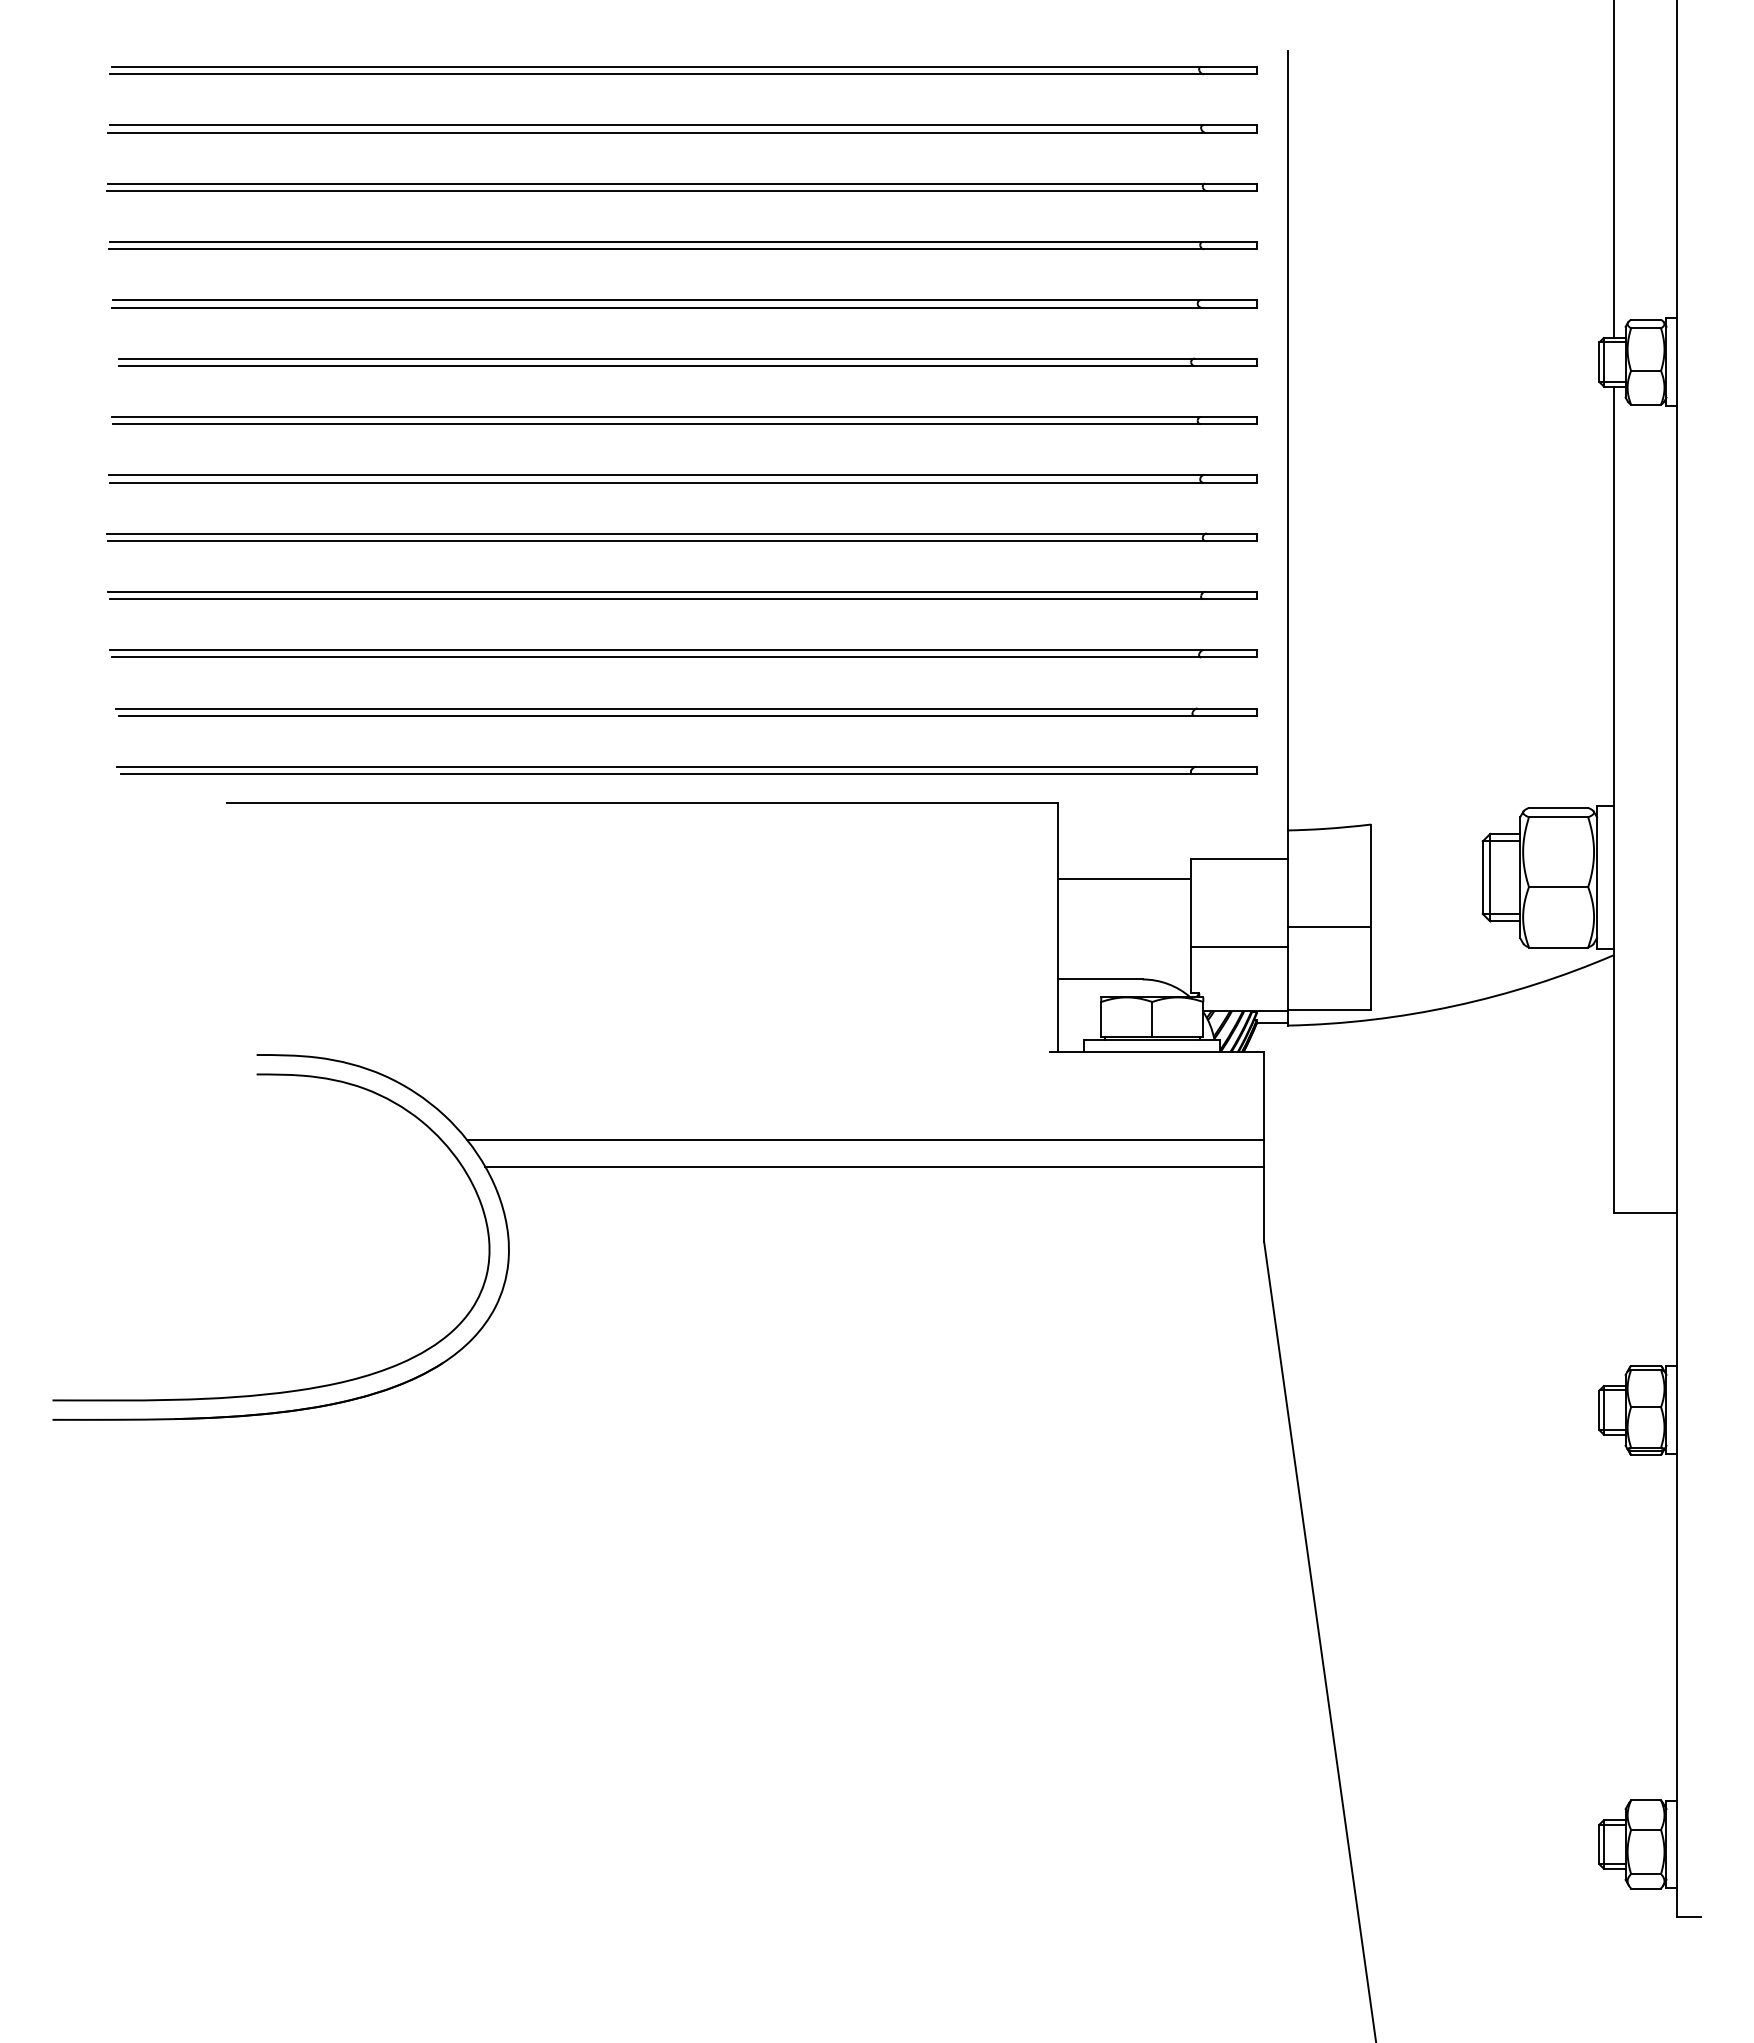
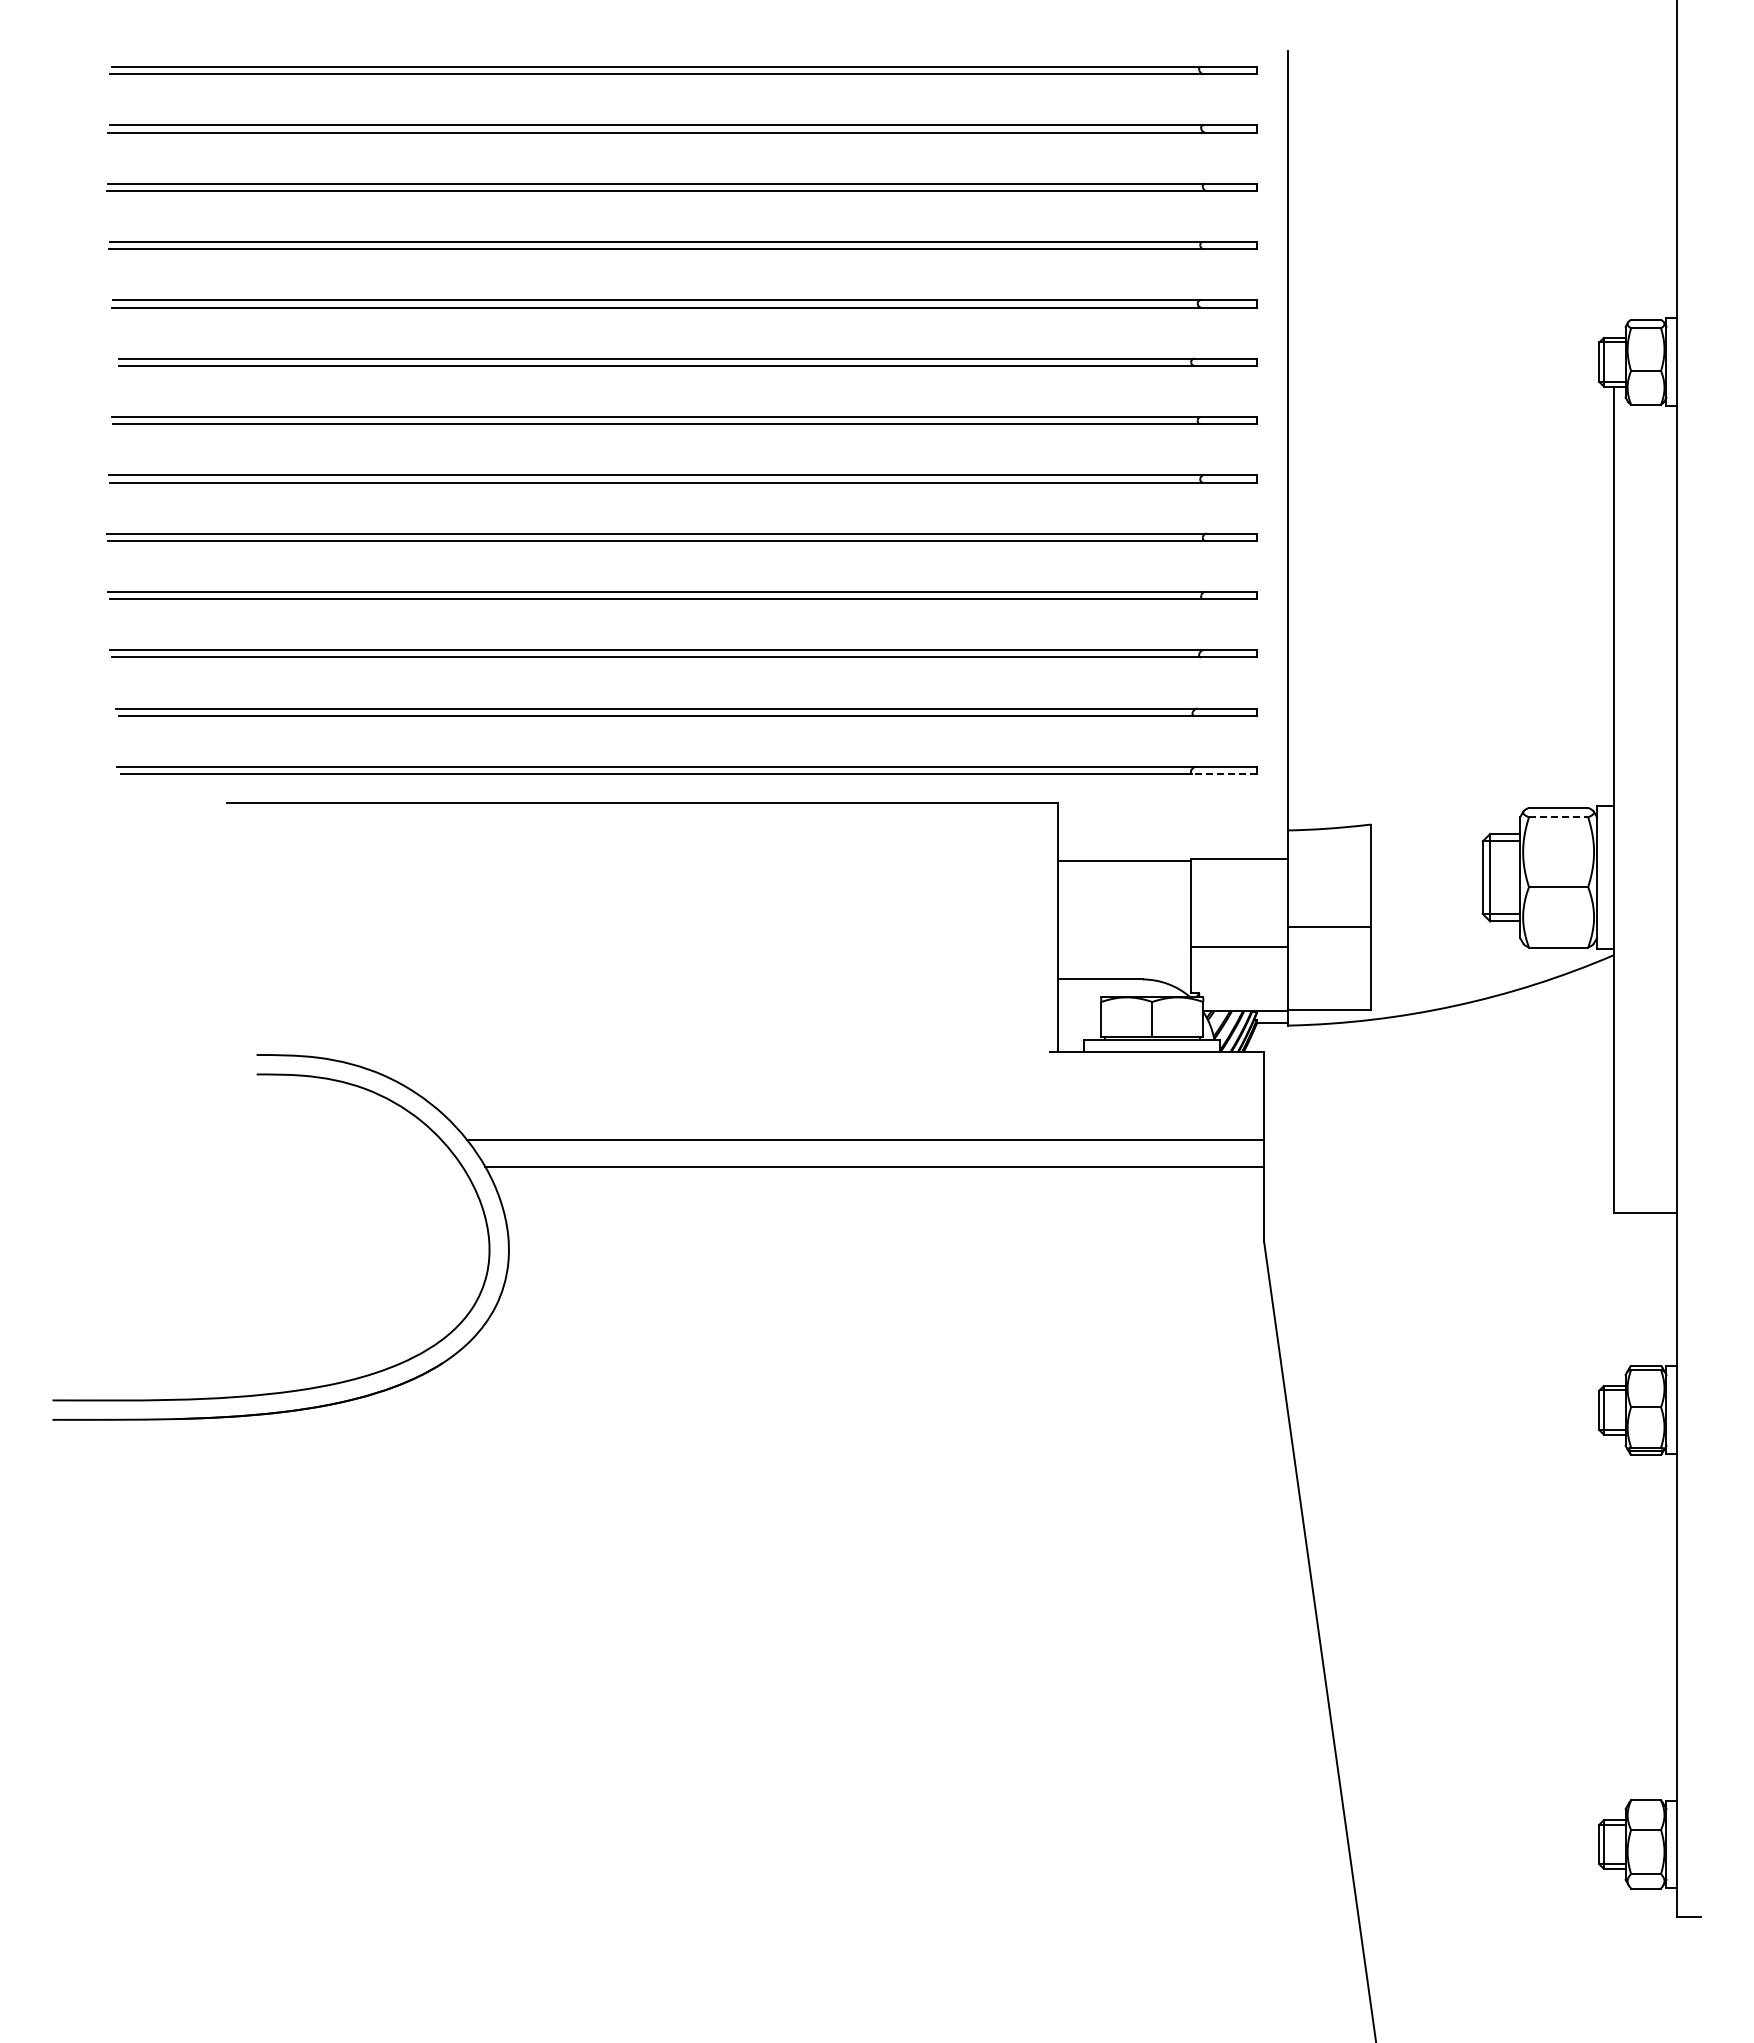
line: present -> none (1613, 169)
line: solid -> dashed (1224, 774)
line: solid -> dashed (1558, 817)
line position: (1124, 879) -> (1124, 861) (1124, 861)
